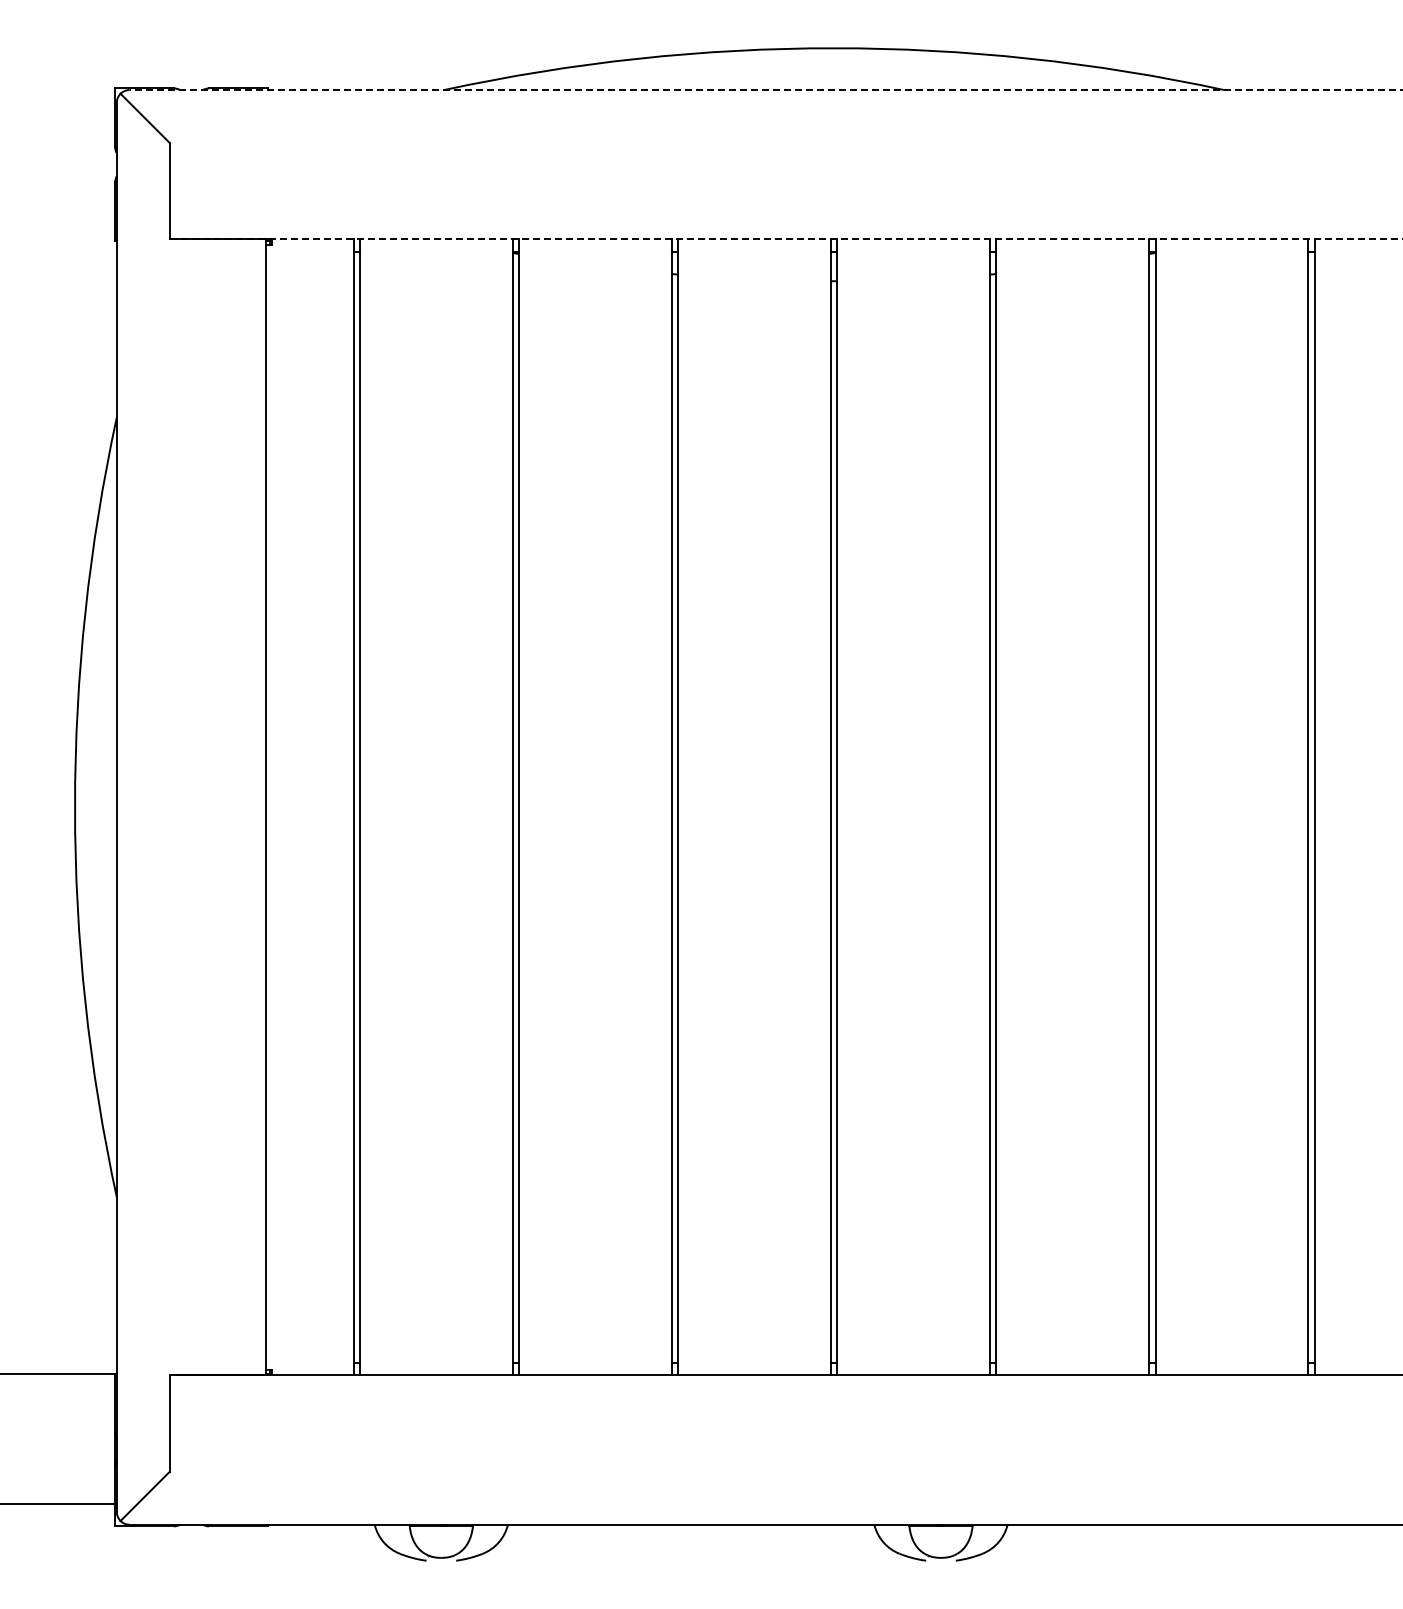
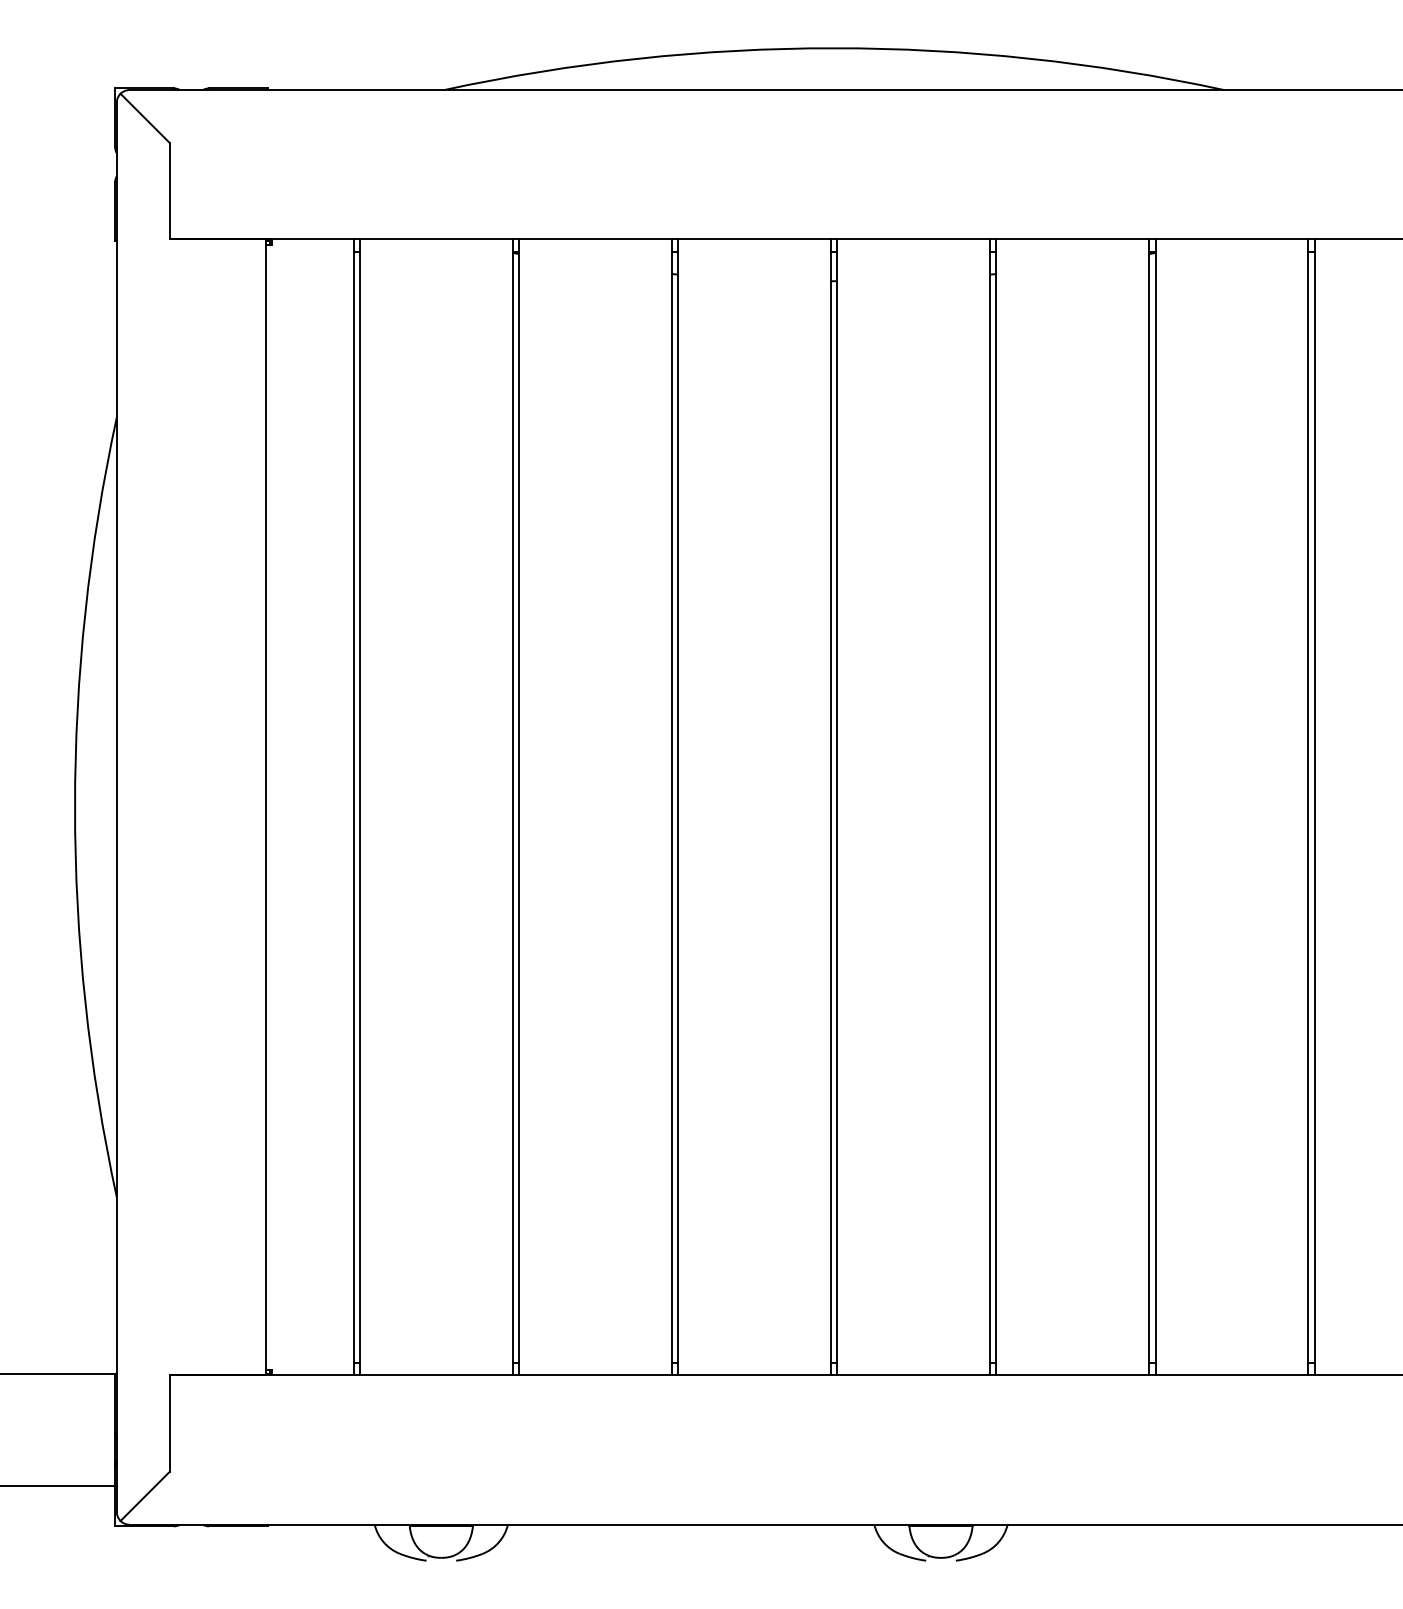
line: dashed -> solid (766, 90)
line: dashed -> solid (786, 239)
line position: (58, 1504) -> (58, 1486) (58, 1486)
